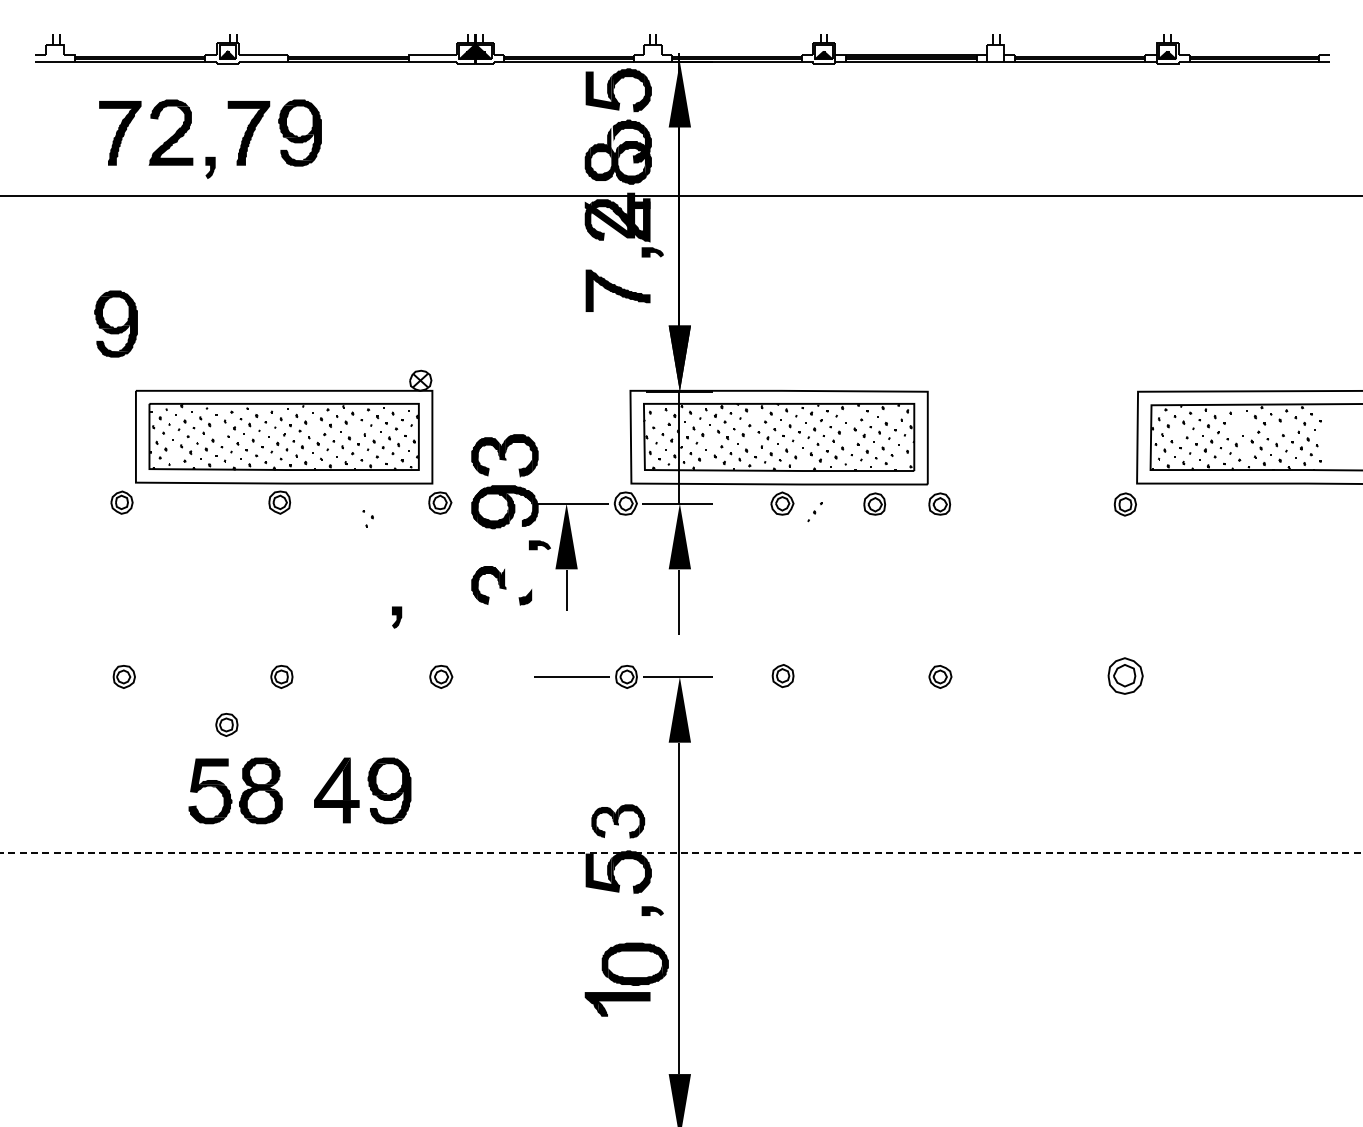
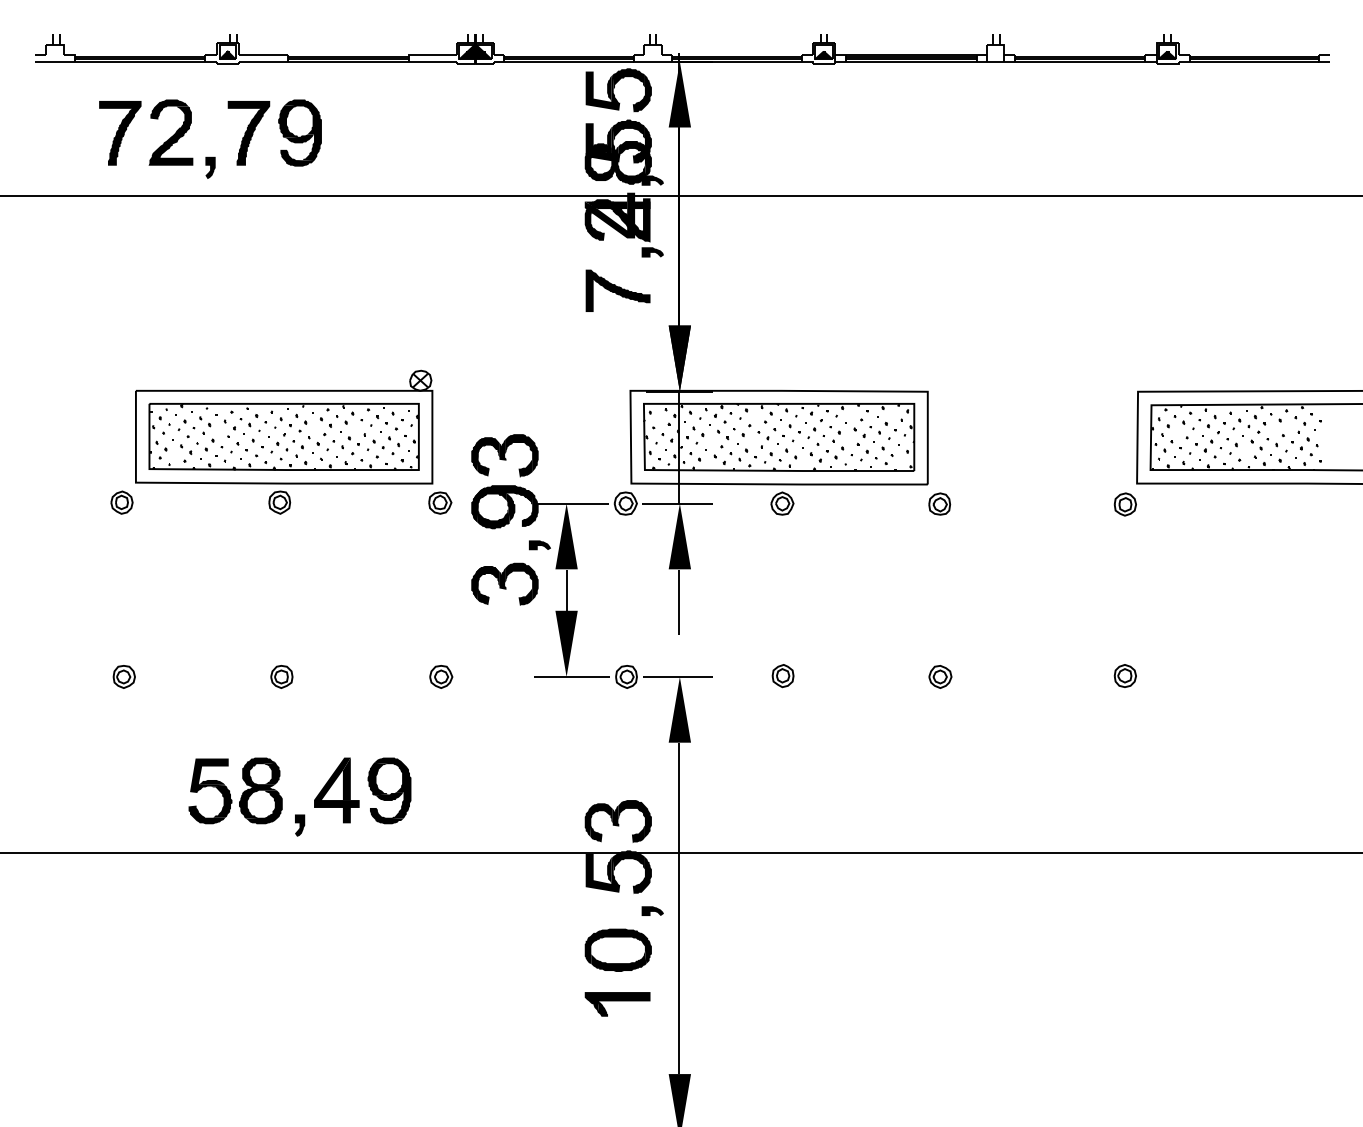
fill: none -> present (602, 142)
fill: none -> present (652, 180)
fill: none -> present (605, 205)
part: present -> none (115, 323)
part: none -> present (1241, 424)
part: present -> none (874, 503)
part: present -> none (814, 512)
part: present -> none (367, 518)
fill: none -> present (521, 581)
part position: (397, 617) -> (300, 825) (300, 825)
fill: none -> present (566, 643)
part size: 37x38 px -> 24x24 px (1124, 675)
part: present -> none (226, 724)
part size: 55x35 px -> 68x43 px (617, 821)
line: dashed -> solid (681, 852)
part position: (634, 963) -> (617, 949) (617, 949)
